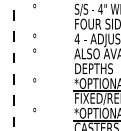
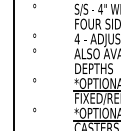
line: dashed -> solid (13, 65)
